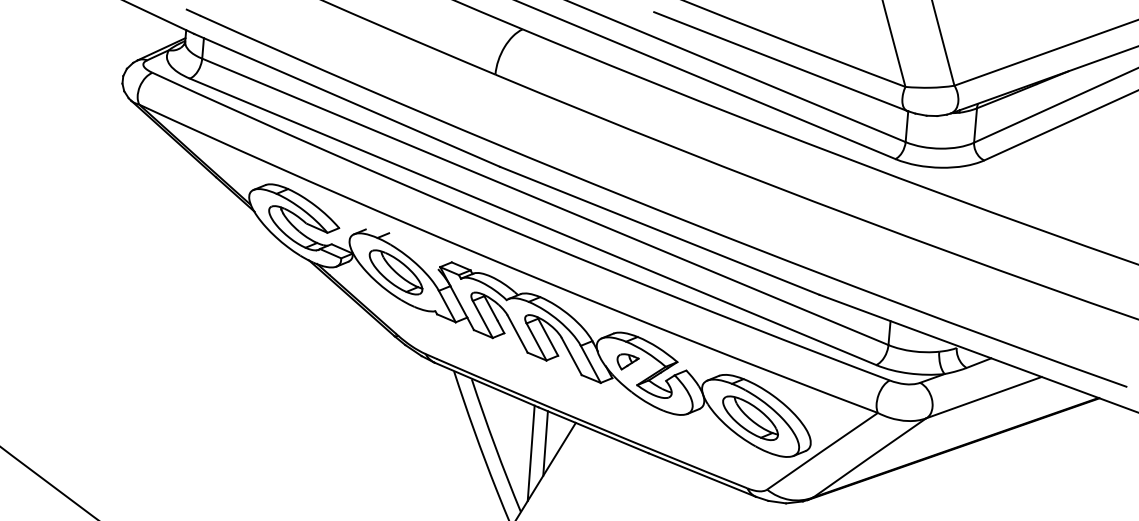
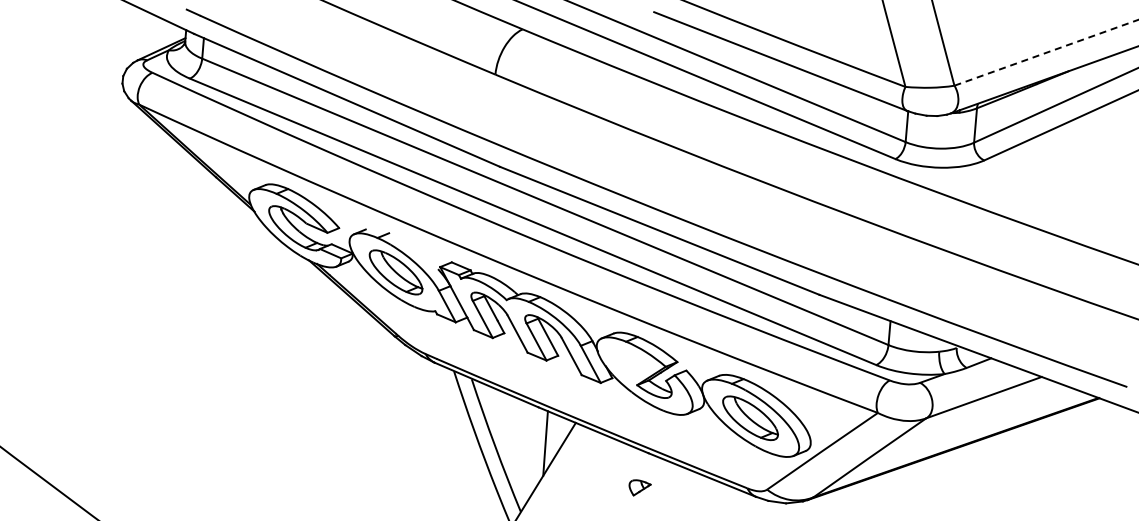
line: solid -> dashed (1046, 52)
part position: (627, 361) -> (639, 487) (639, 487)
line: present -> none (530, 453)
